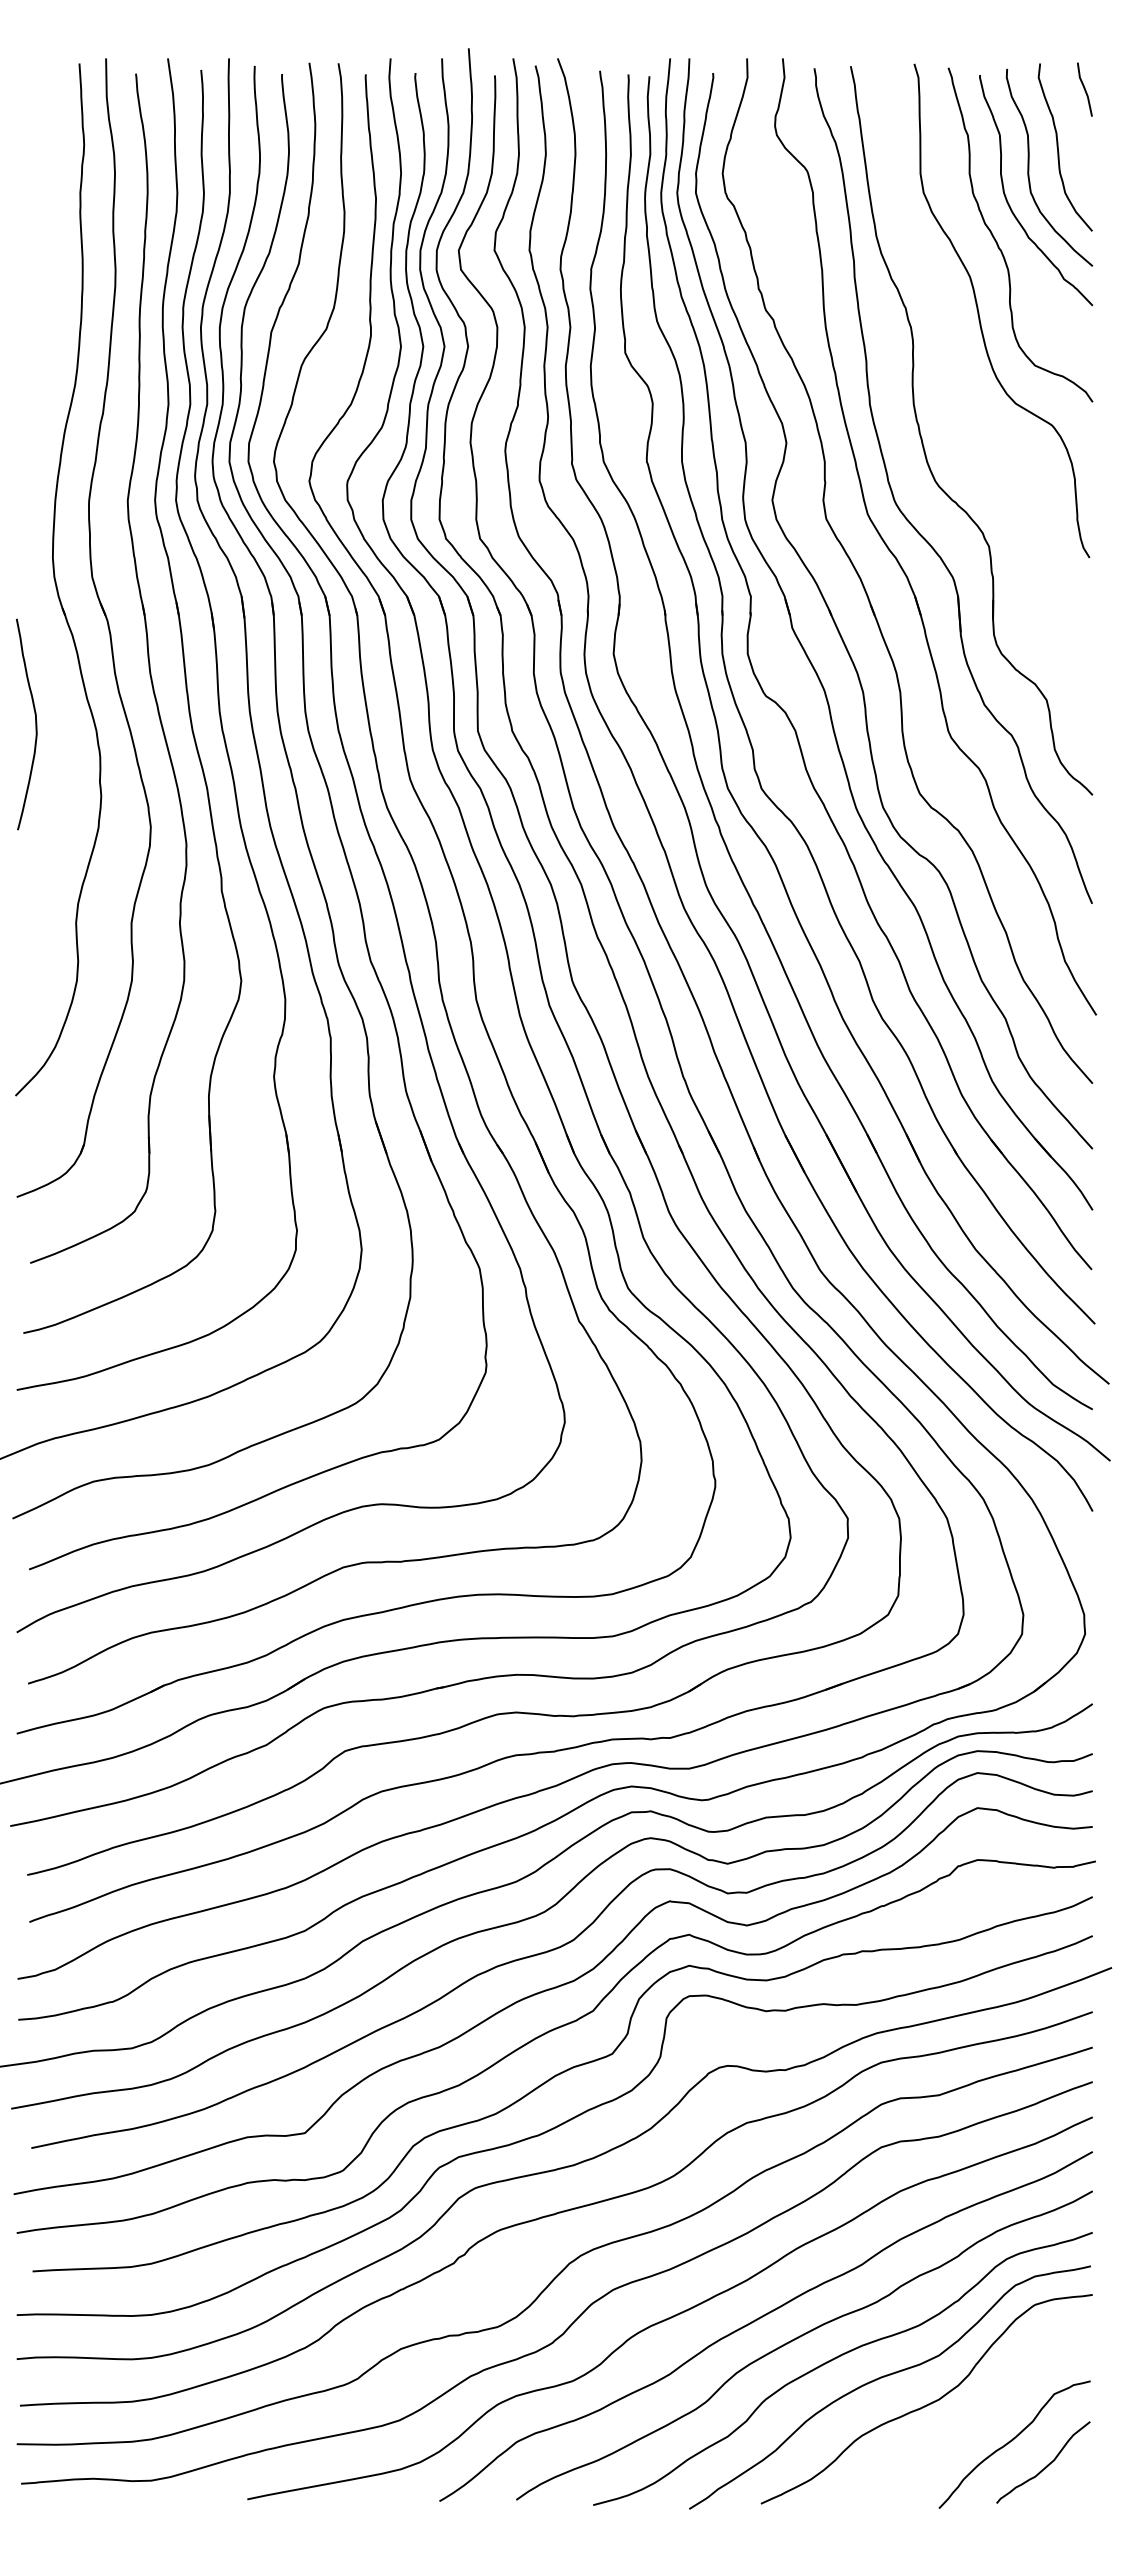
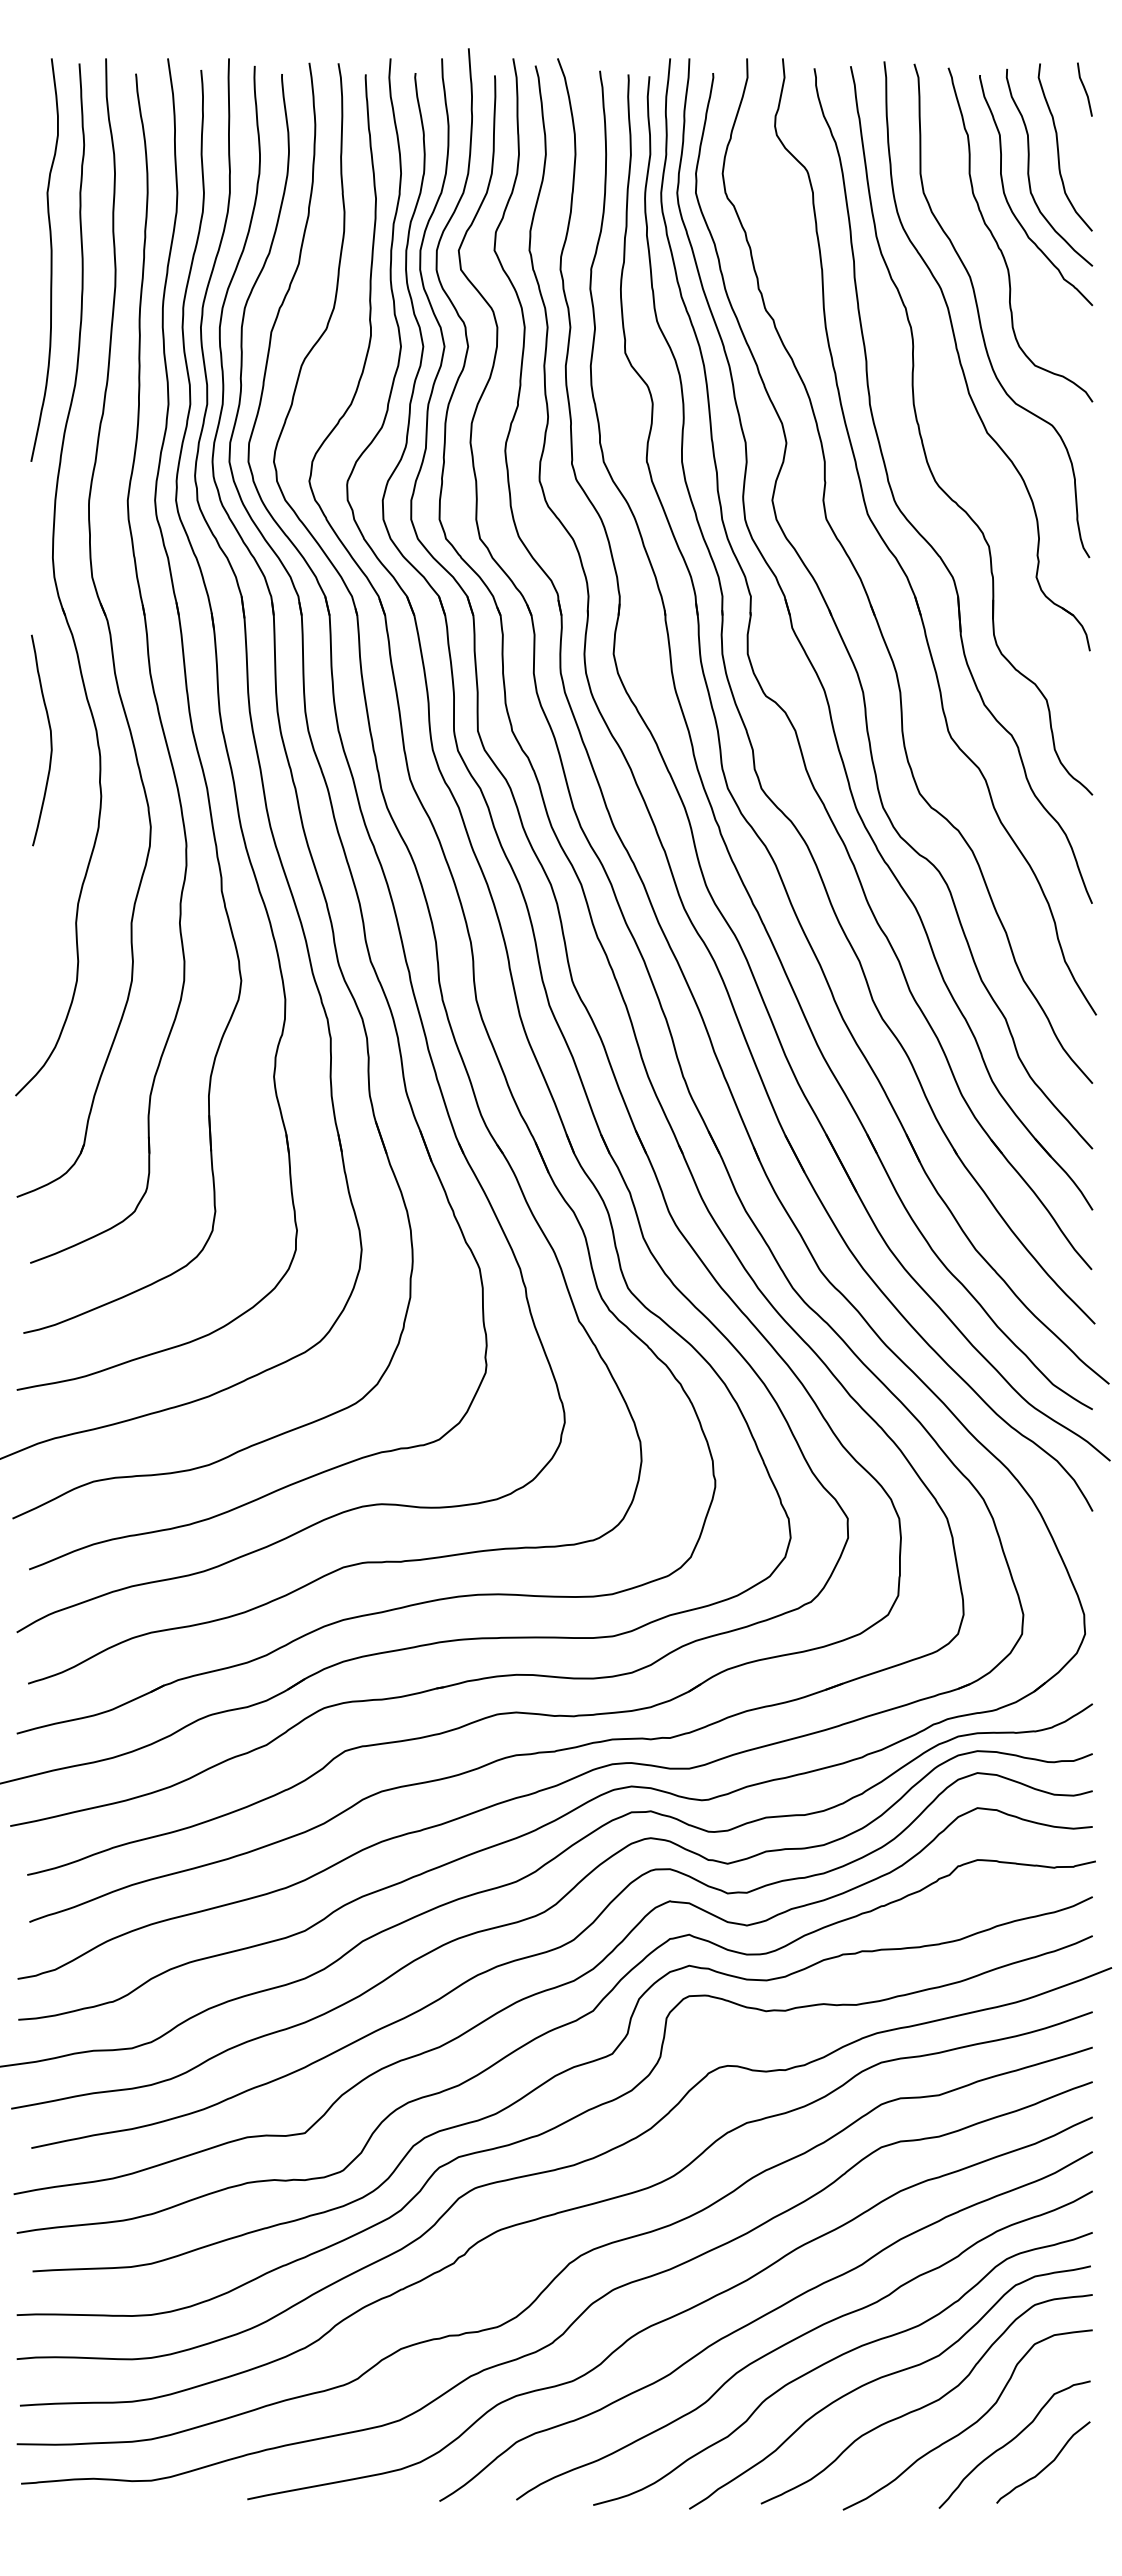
curve: none -> present (50, 259)
part: none -> present (962, 365)
curve position: (35, 724) -> (50, 740) (50, 740)
curve: none -> present (969, 2425)
